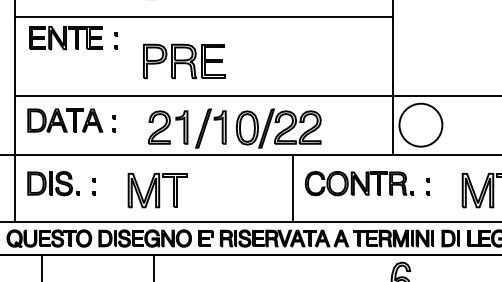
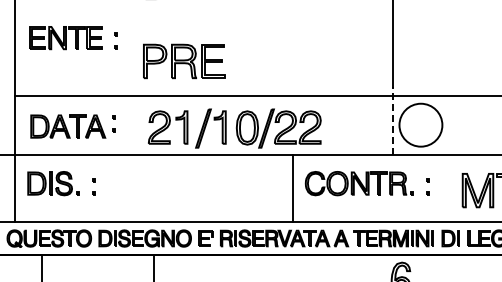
line: present -> none (203, 17)
part position: (65, 120) -> (68, 126) (68, 126)
line: solid -> dashed (393, 121)
part: present -> none (157, 190)
